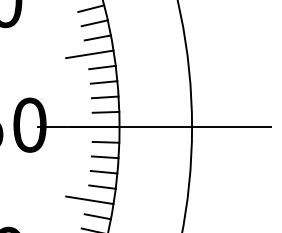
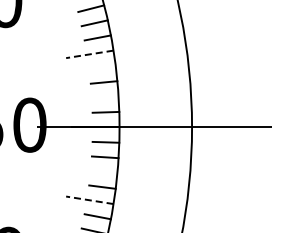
line: solid -> dashed (89, 54)
line: present -> none (102, 67)
line: present -> none (104, 97)
line: present -> none (103, 171)
line: solid -> dashed (89, 200)
